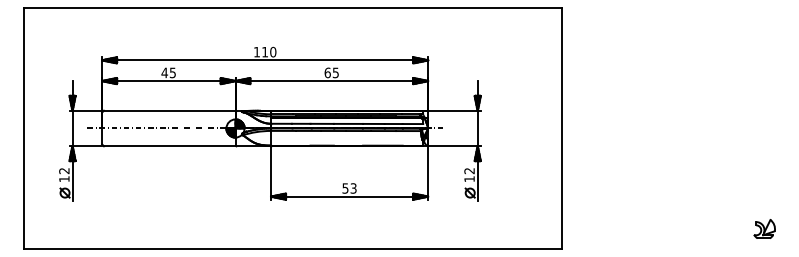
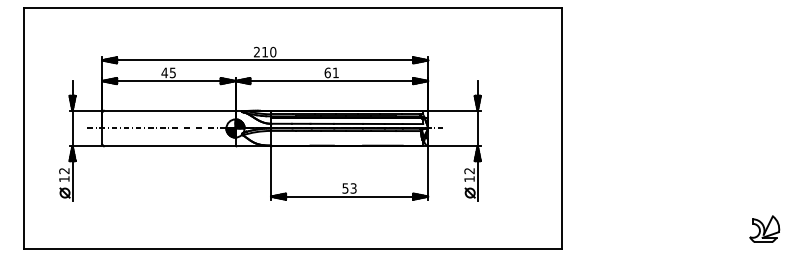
text: 110 -> 210 (256, 51)
text: 65 -> 61 (335, 72)
part size: 23x20 px -> 32x28 px (764, 228)
